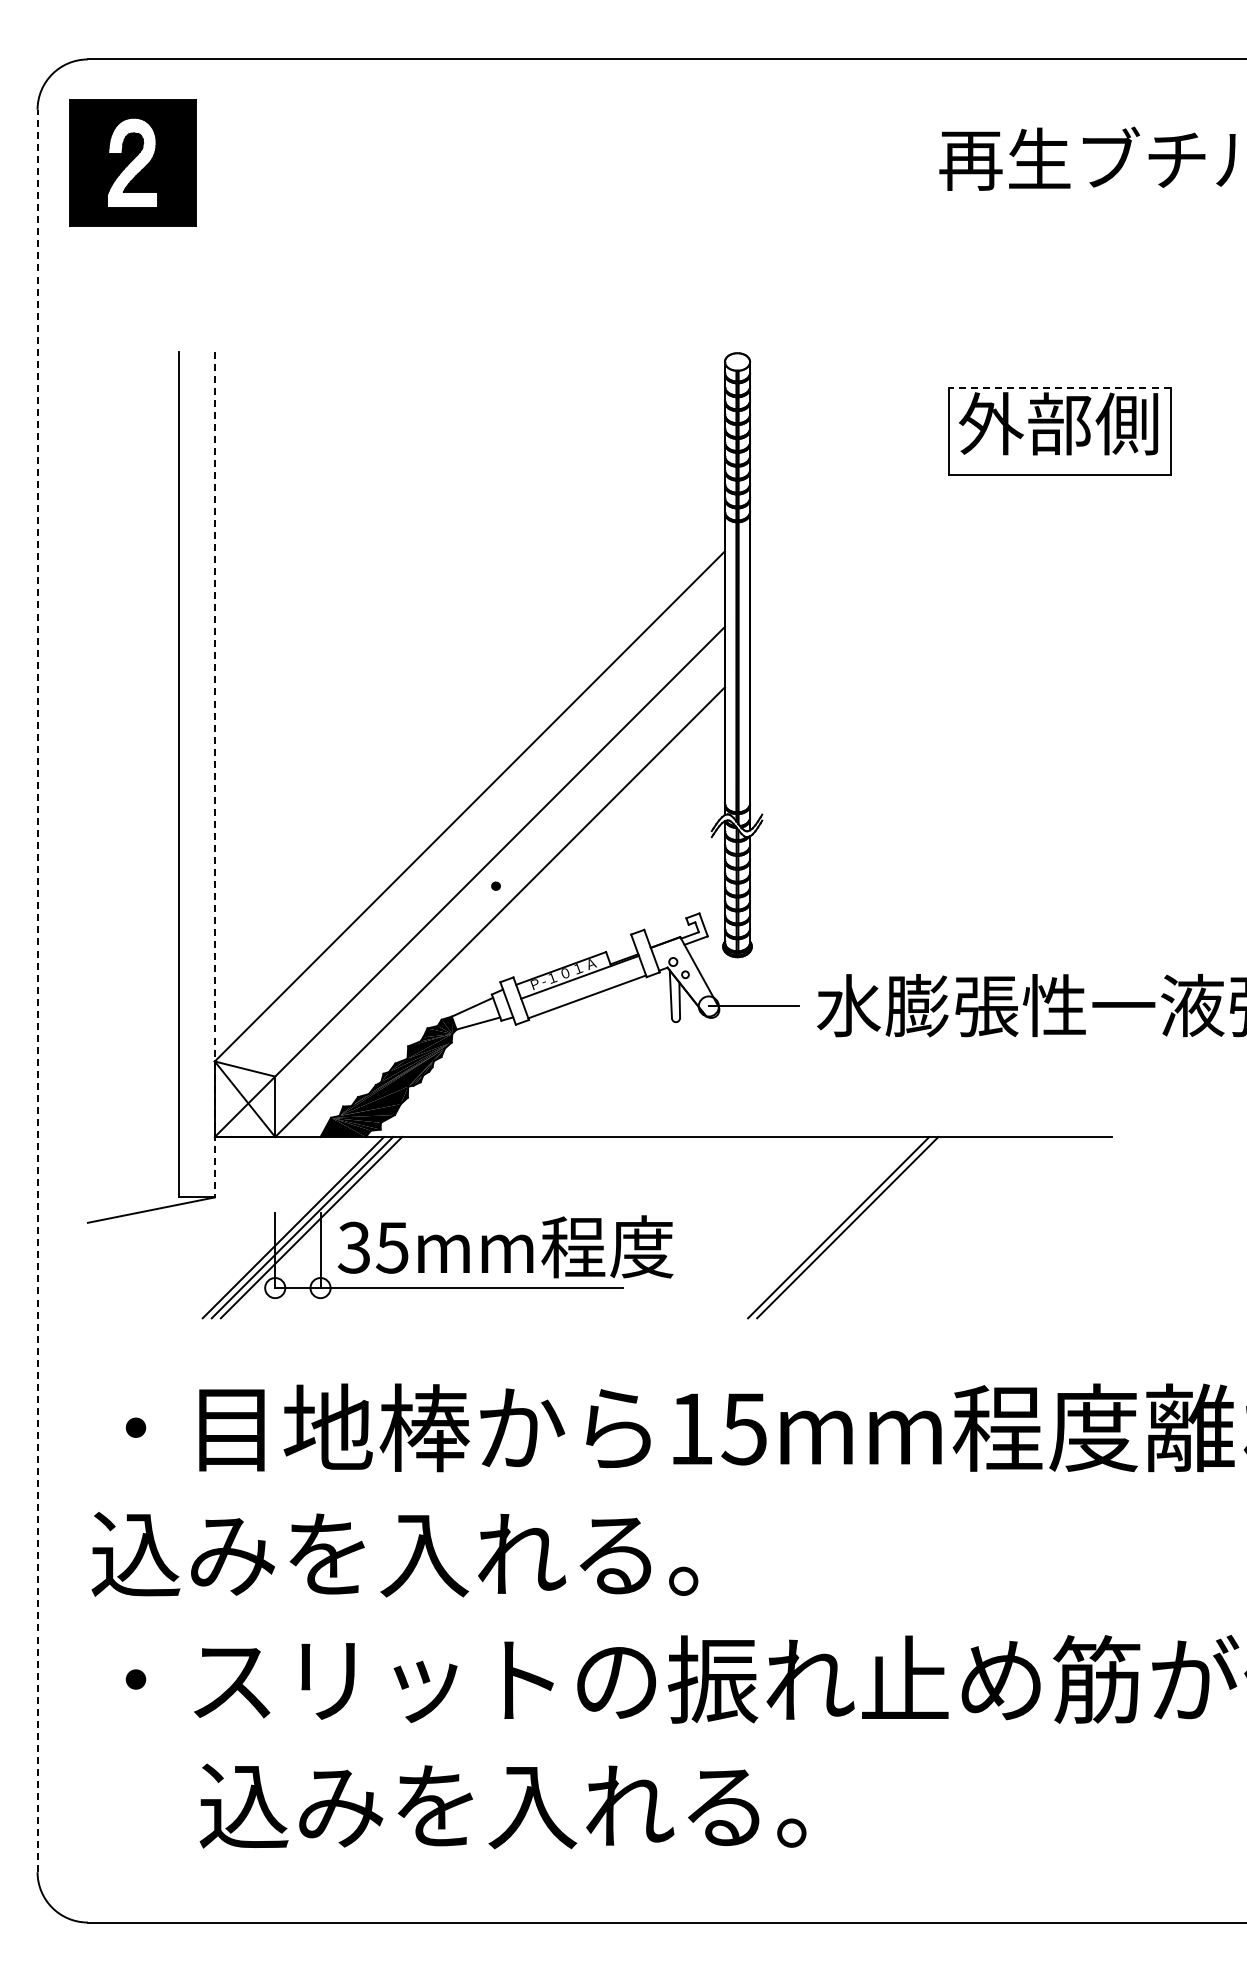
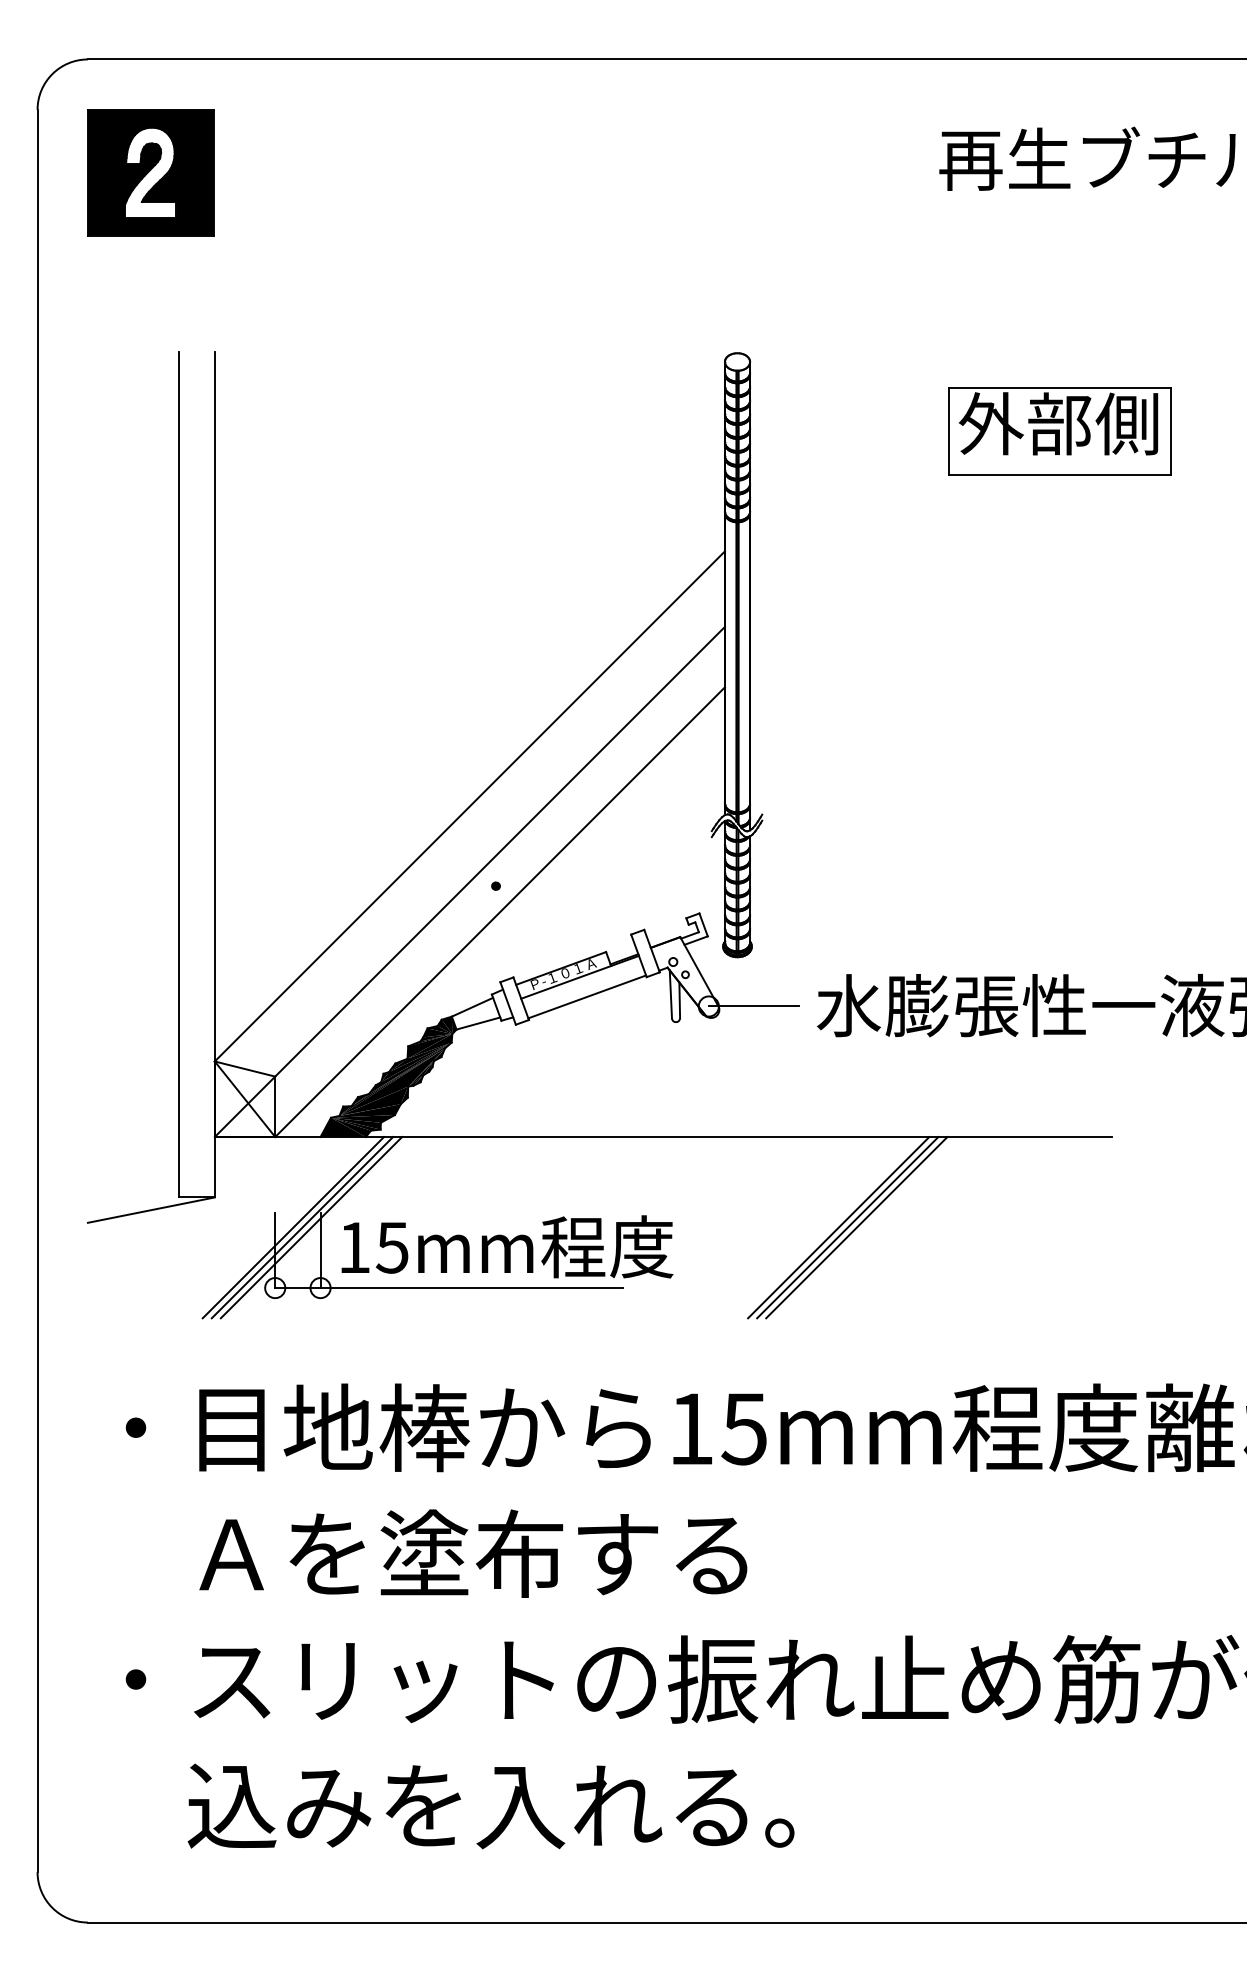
part position: (132, 162) -> (150, 172) (150, 172)
line: dashed -> solid (1059, 387)
line: dashed -> solid (214, 774)
line: dashed -> solid (37, 990)
line: none -> present (856, 1227)
text: 35mm -> 15mm (353, 1247)
text: 込みを入れる。 -> Ａを塗布する (419, 1553)
text position: (502, 1806) -> (490, 1806) (490, 1806)
